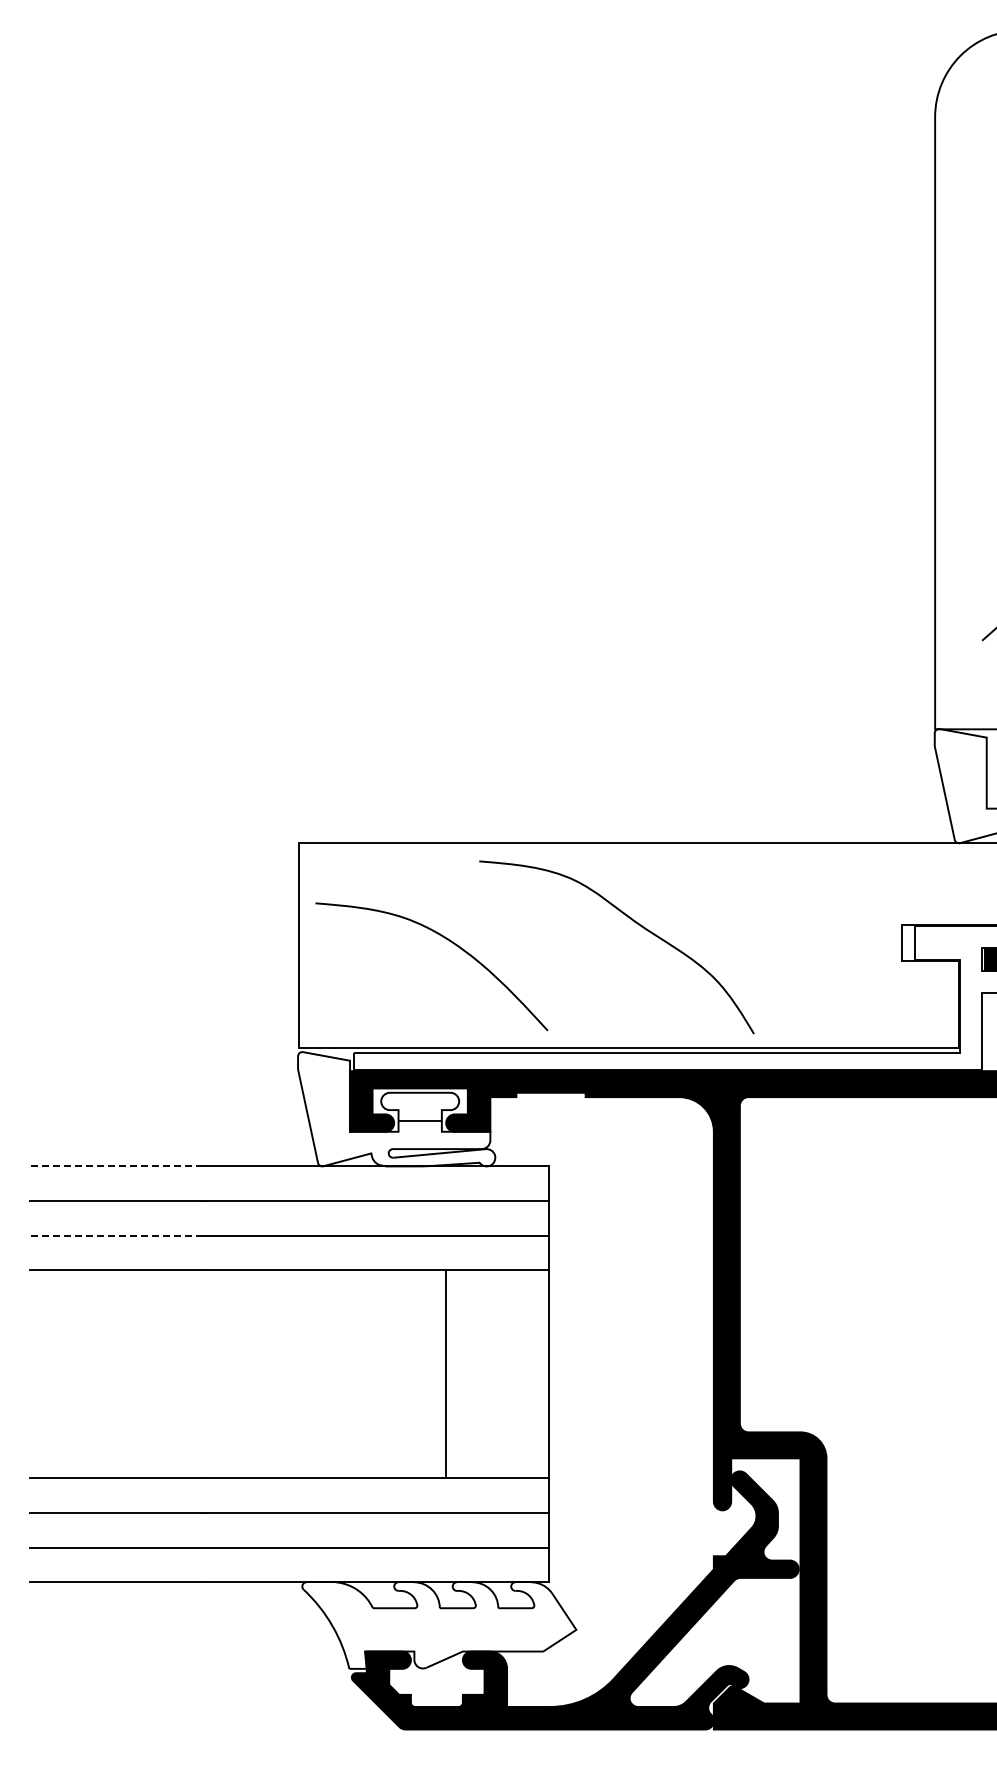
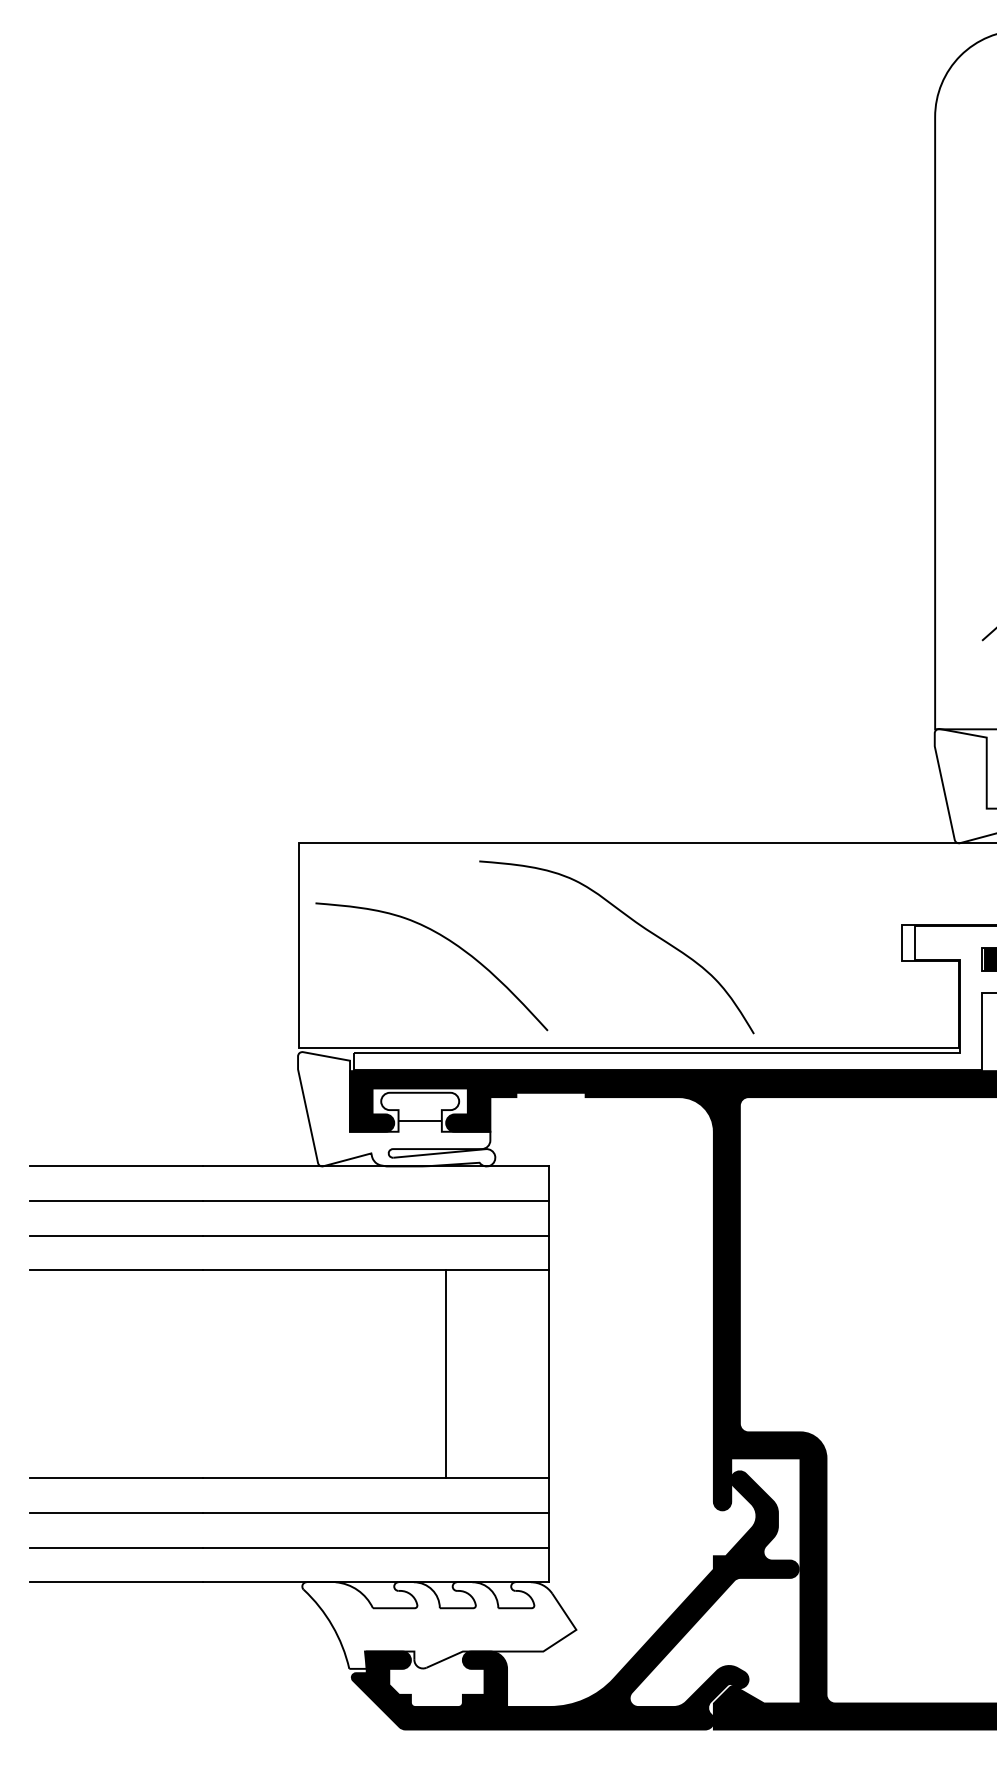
line: dashed -> solid (116, 1166)
line: dashed -> solid (116, 1235)
